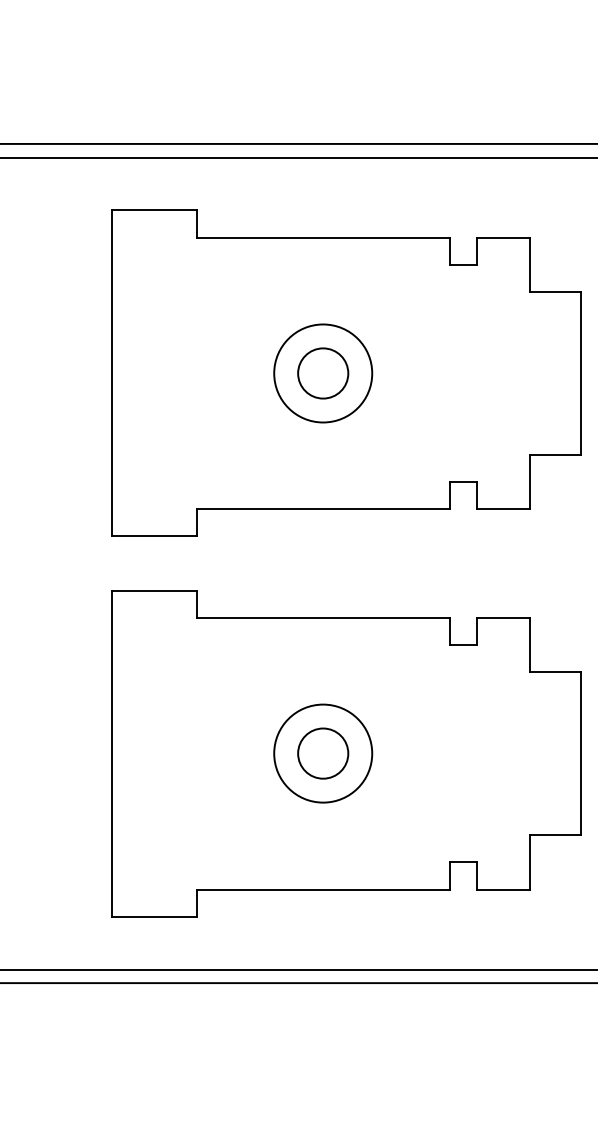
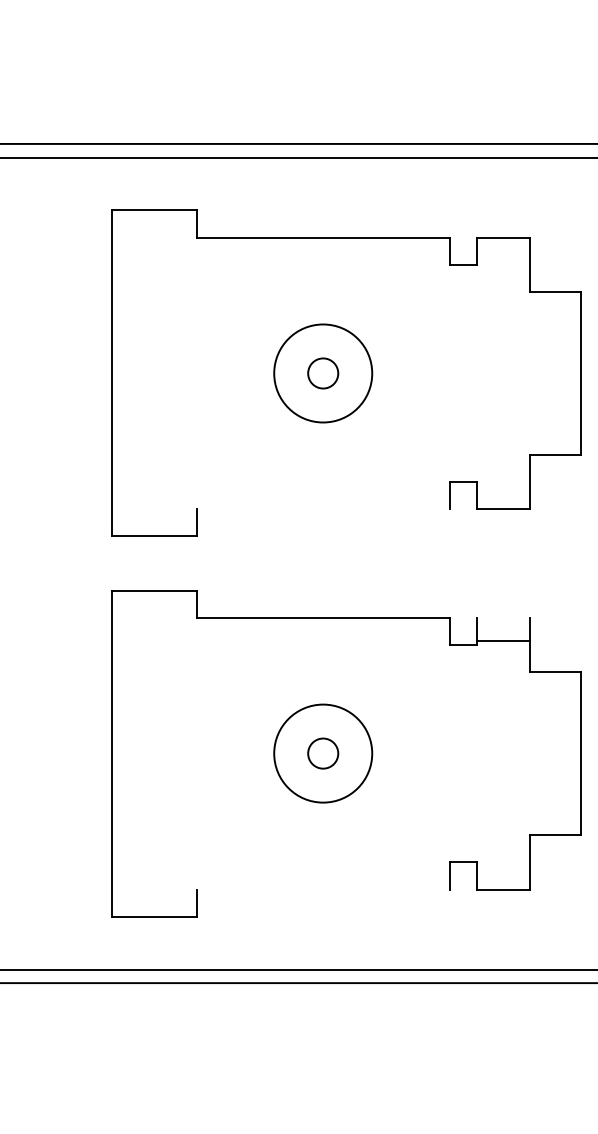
circle diameter: 50 px -> 30 px (323, 373)
line: present -> none (322, 509)
line position: (503, 617) -> (503, 640) (503, 640)
circle diameter: 50 px -> 30 px (323, 753)
line: present -> none (322, 889)
